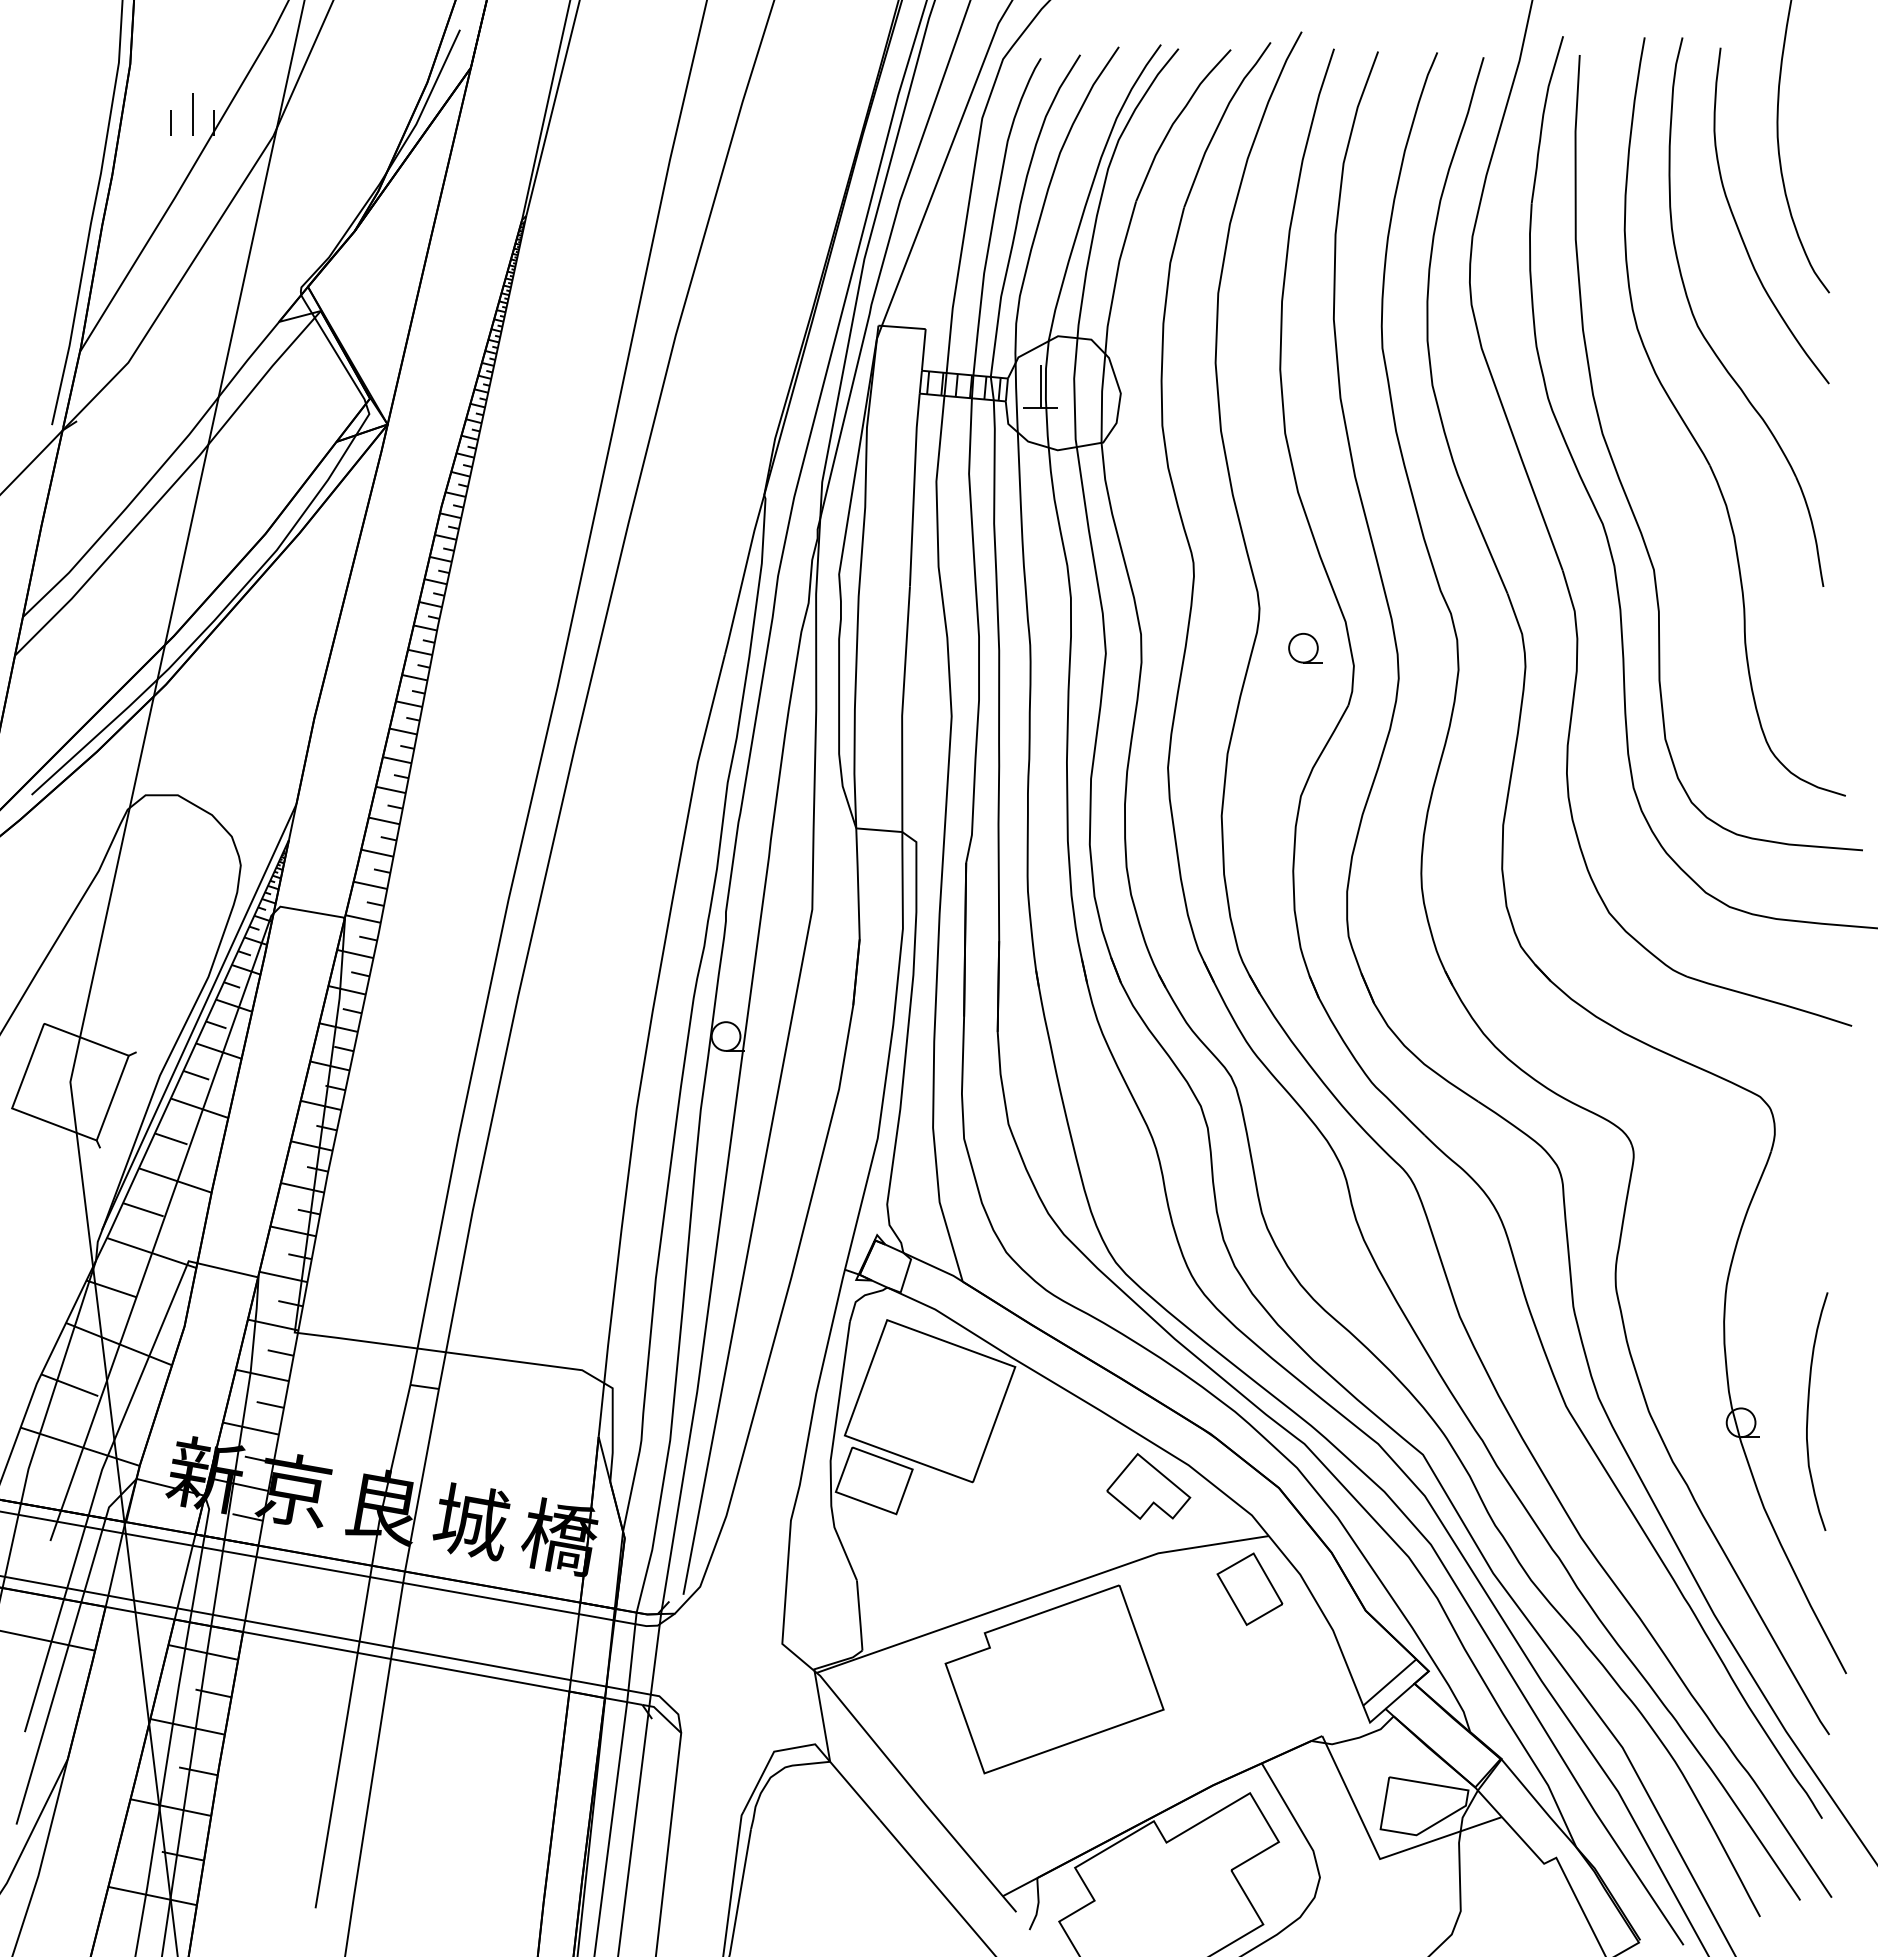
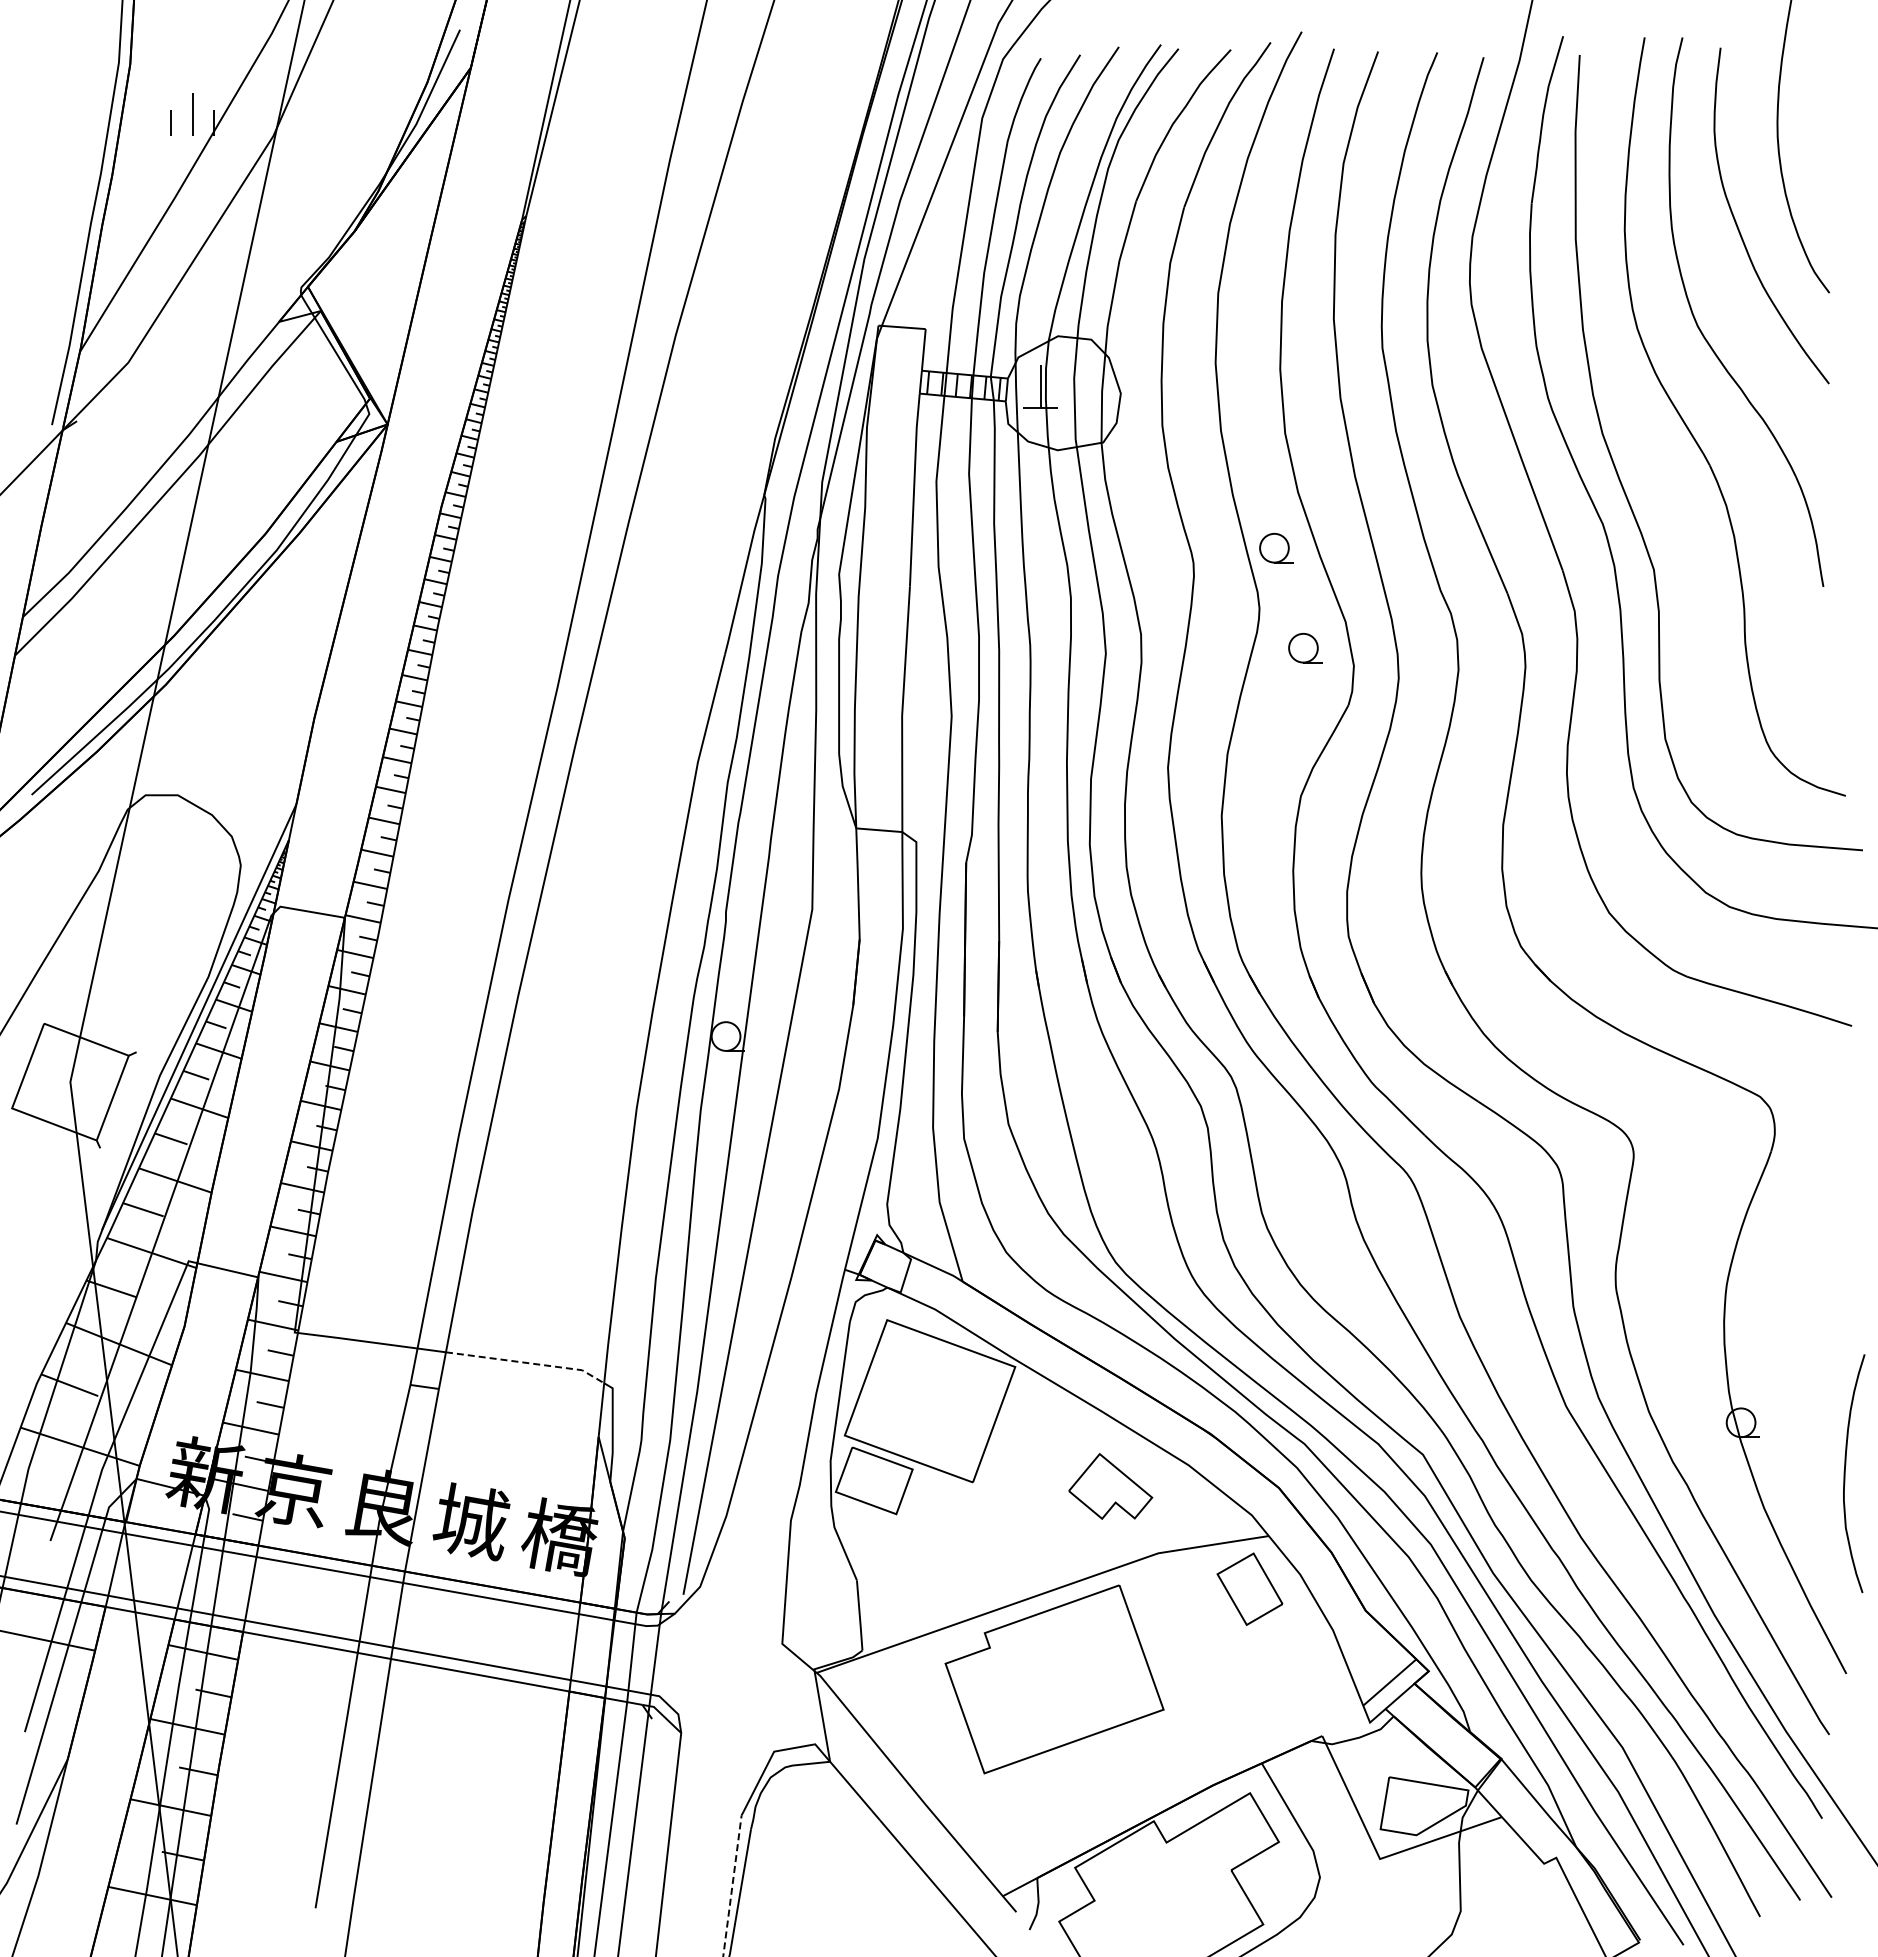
part: none -> present (1276, 548)
line: solid -> dashed (527, 1363)
curve position: (1808, 1411) -> (1845, 1473) (1845, 1473)
part position: (1148, 1486) -> (1110, 1486) (1110, 1486)
line: solid -> dashed (732, 1883)
